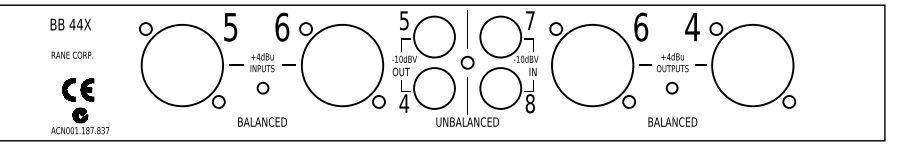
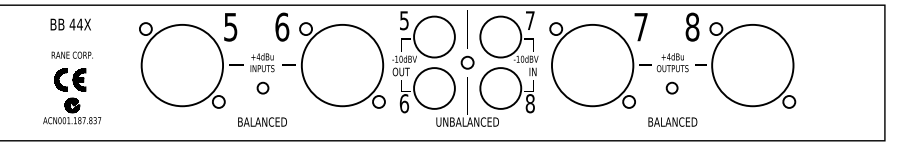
text: 6 -> 7 (641, 26)
text: 4 -> 8 (692, 26)
text: 4 -> 6 (404, 103)
part position: (80, 106) -> (72, 96) (72, 96)
